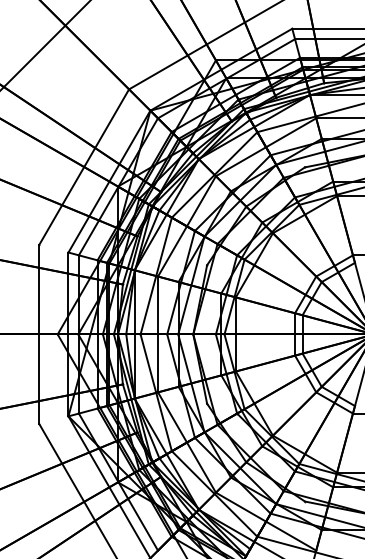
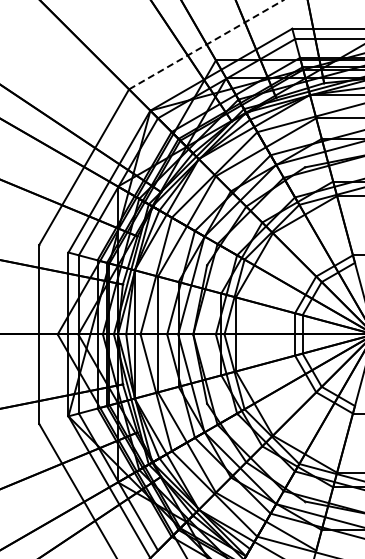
line: solid -> dashed (206, 44)
line: present -> none (45, 45)
